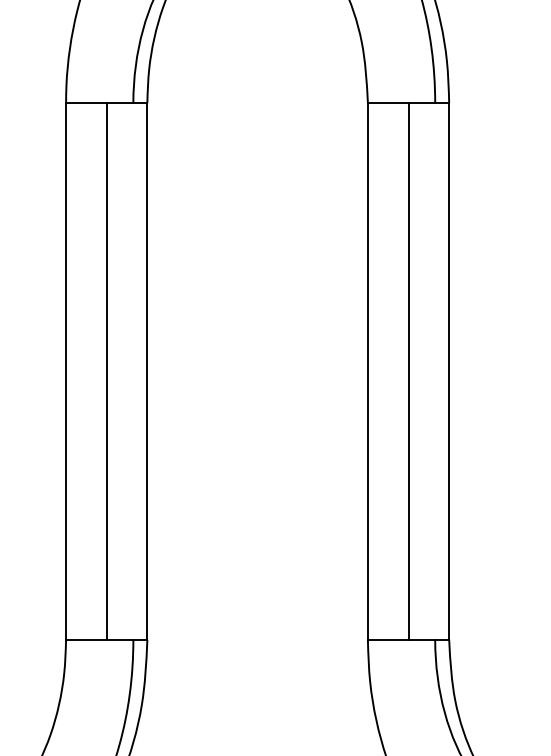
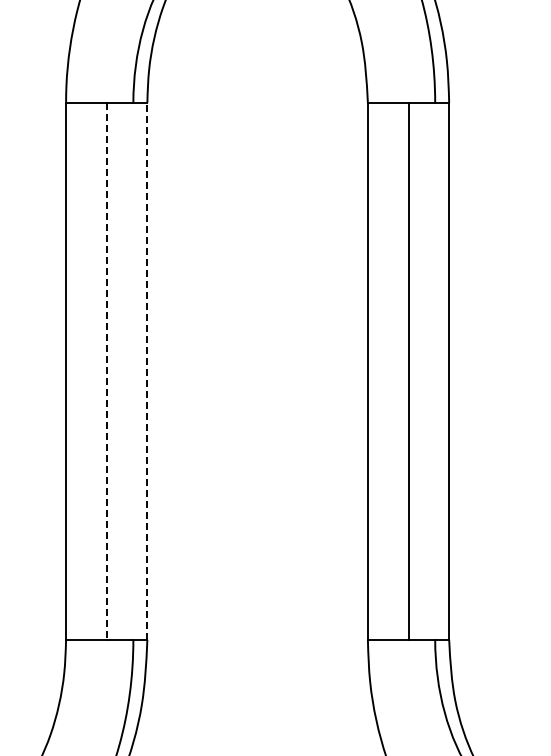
line: solid -> dashed (147, 370)
line: solid -> dashed (106, 371)
